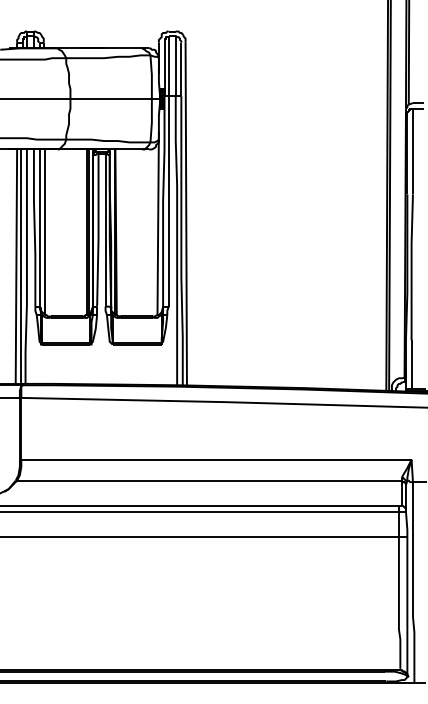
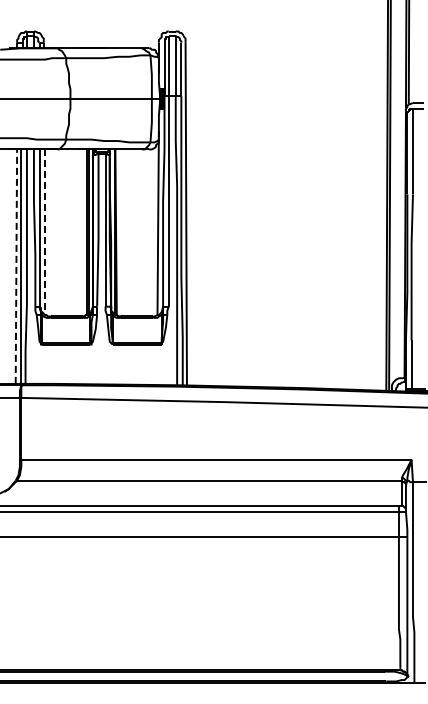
line: solid -> dashed (45, 232)
line: solid -> dashed (16, 266)
